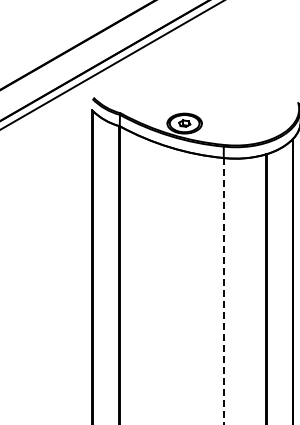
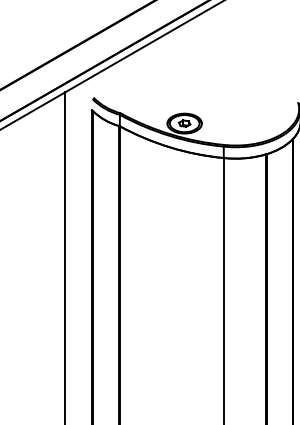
line: none -> present (65, 256)
line: dashed -> solid (223, 291)
